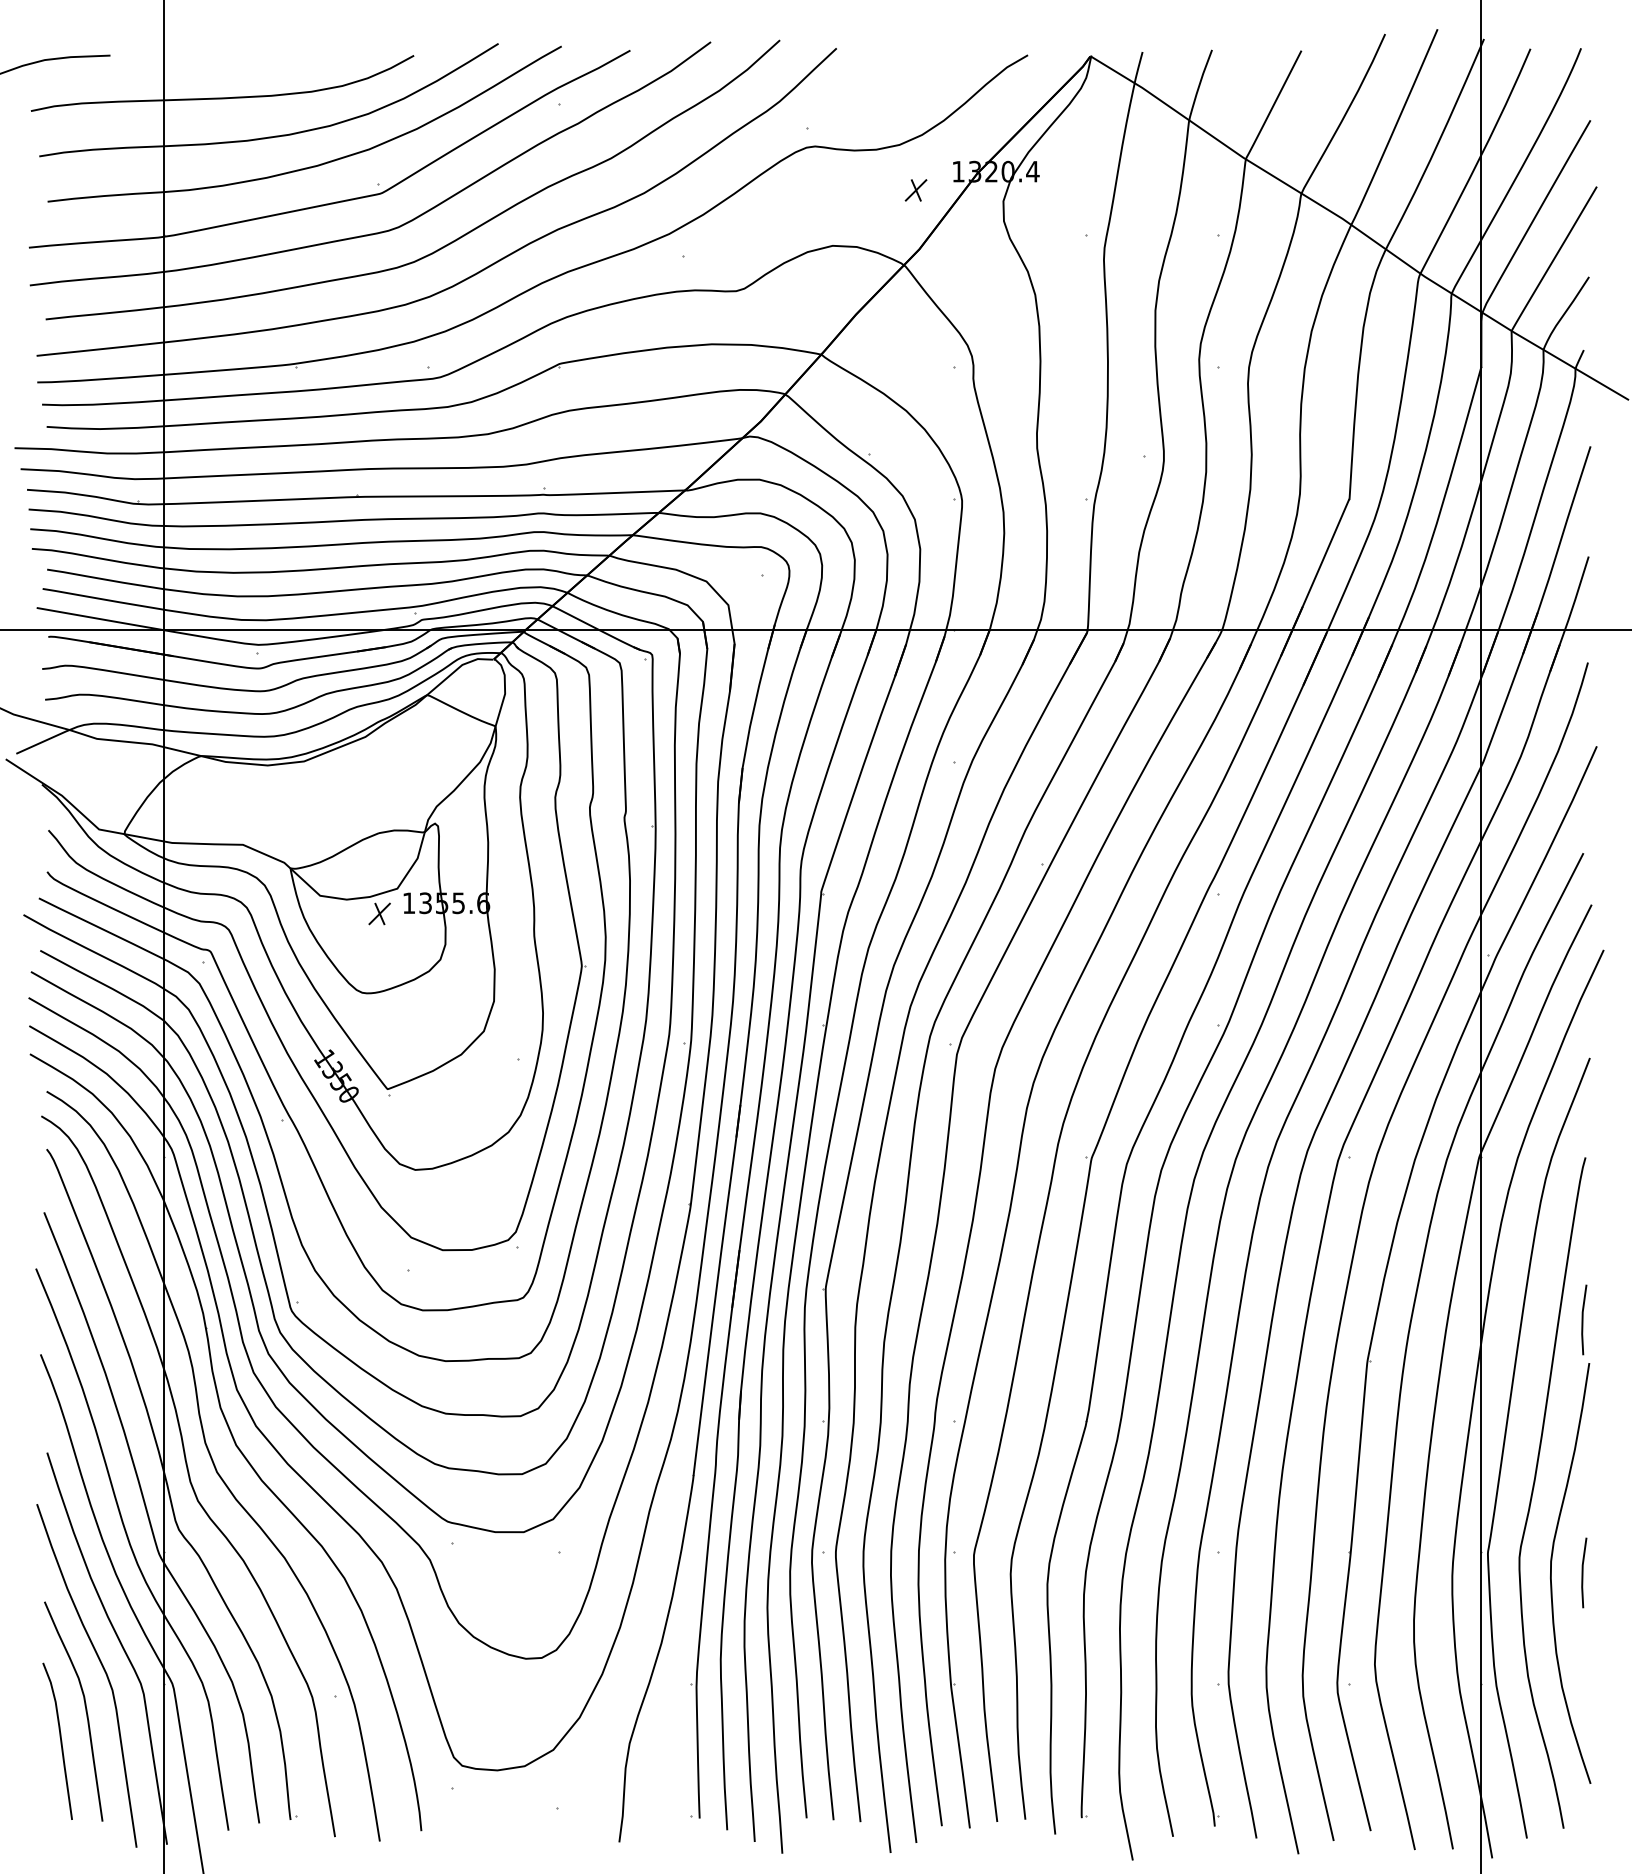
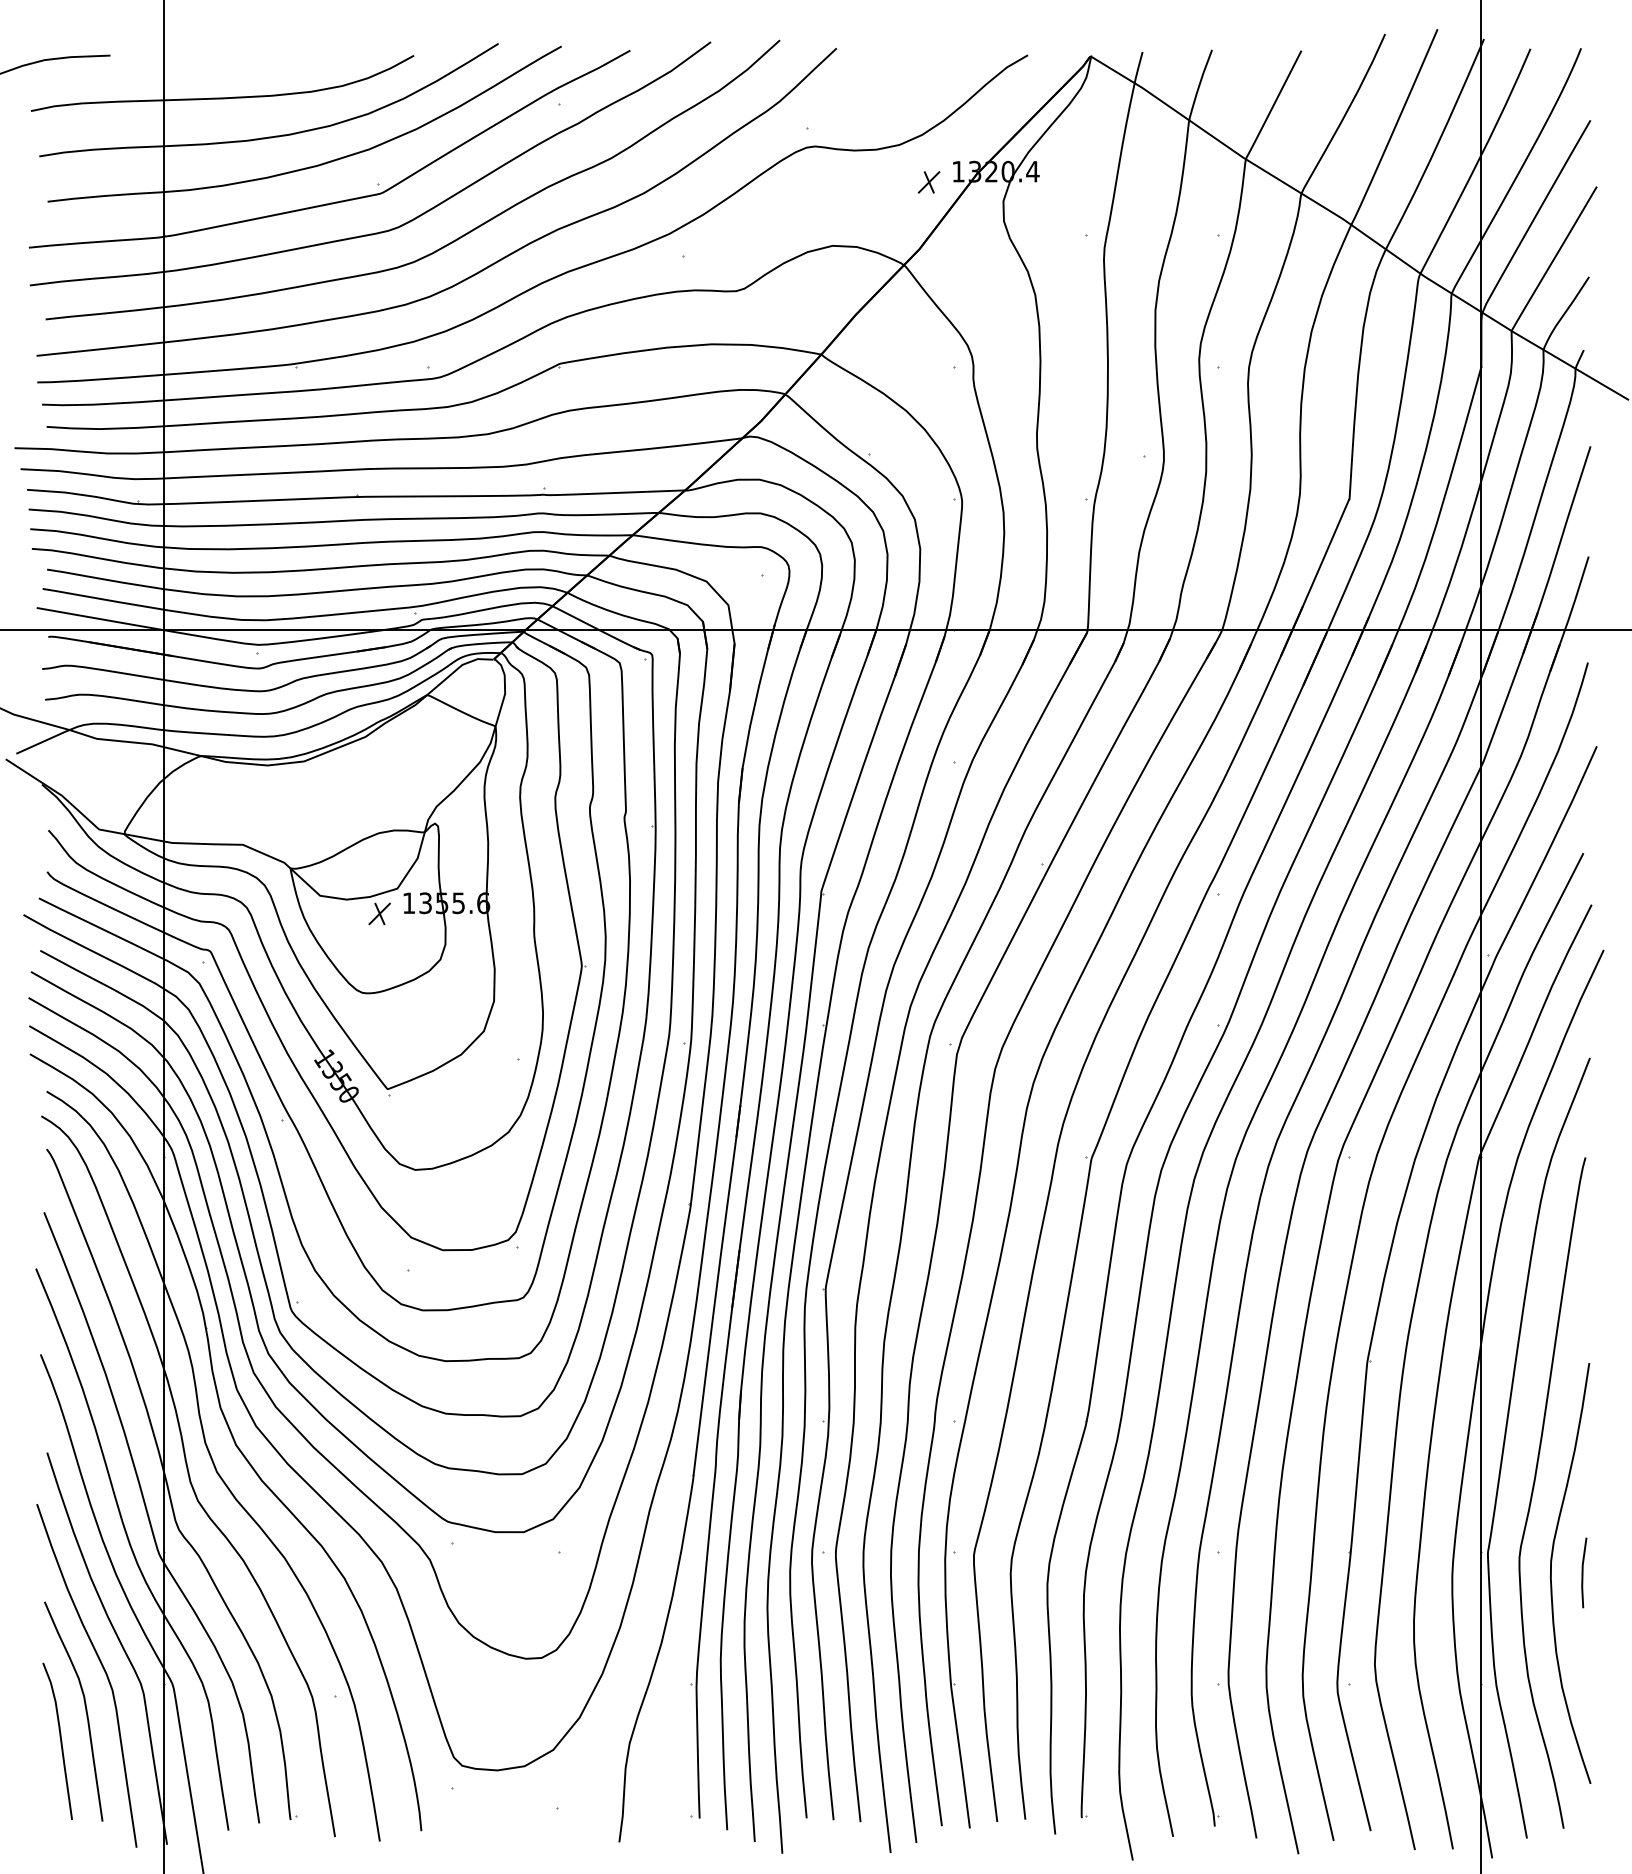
part position: (915, 190) -> (928, 182) (928, 182)
line: present -> none (1583, 1319)
